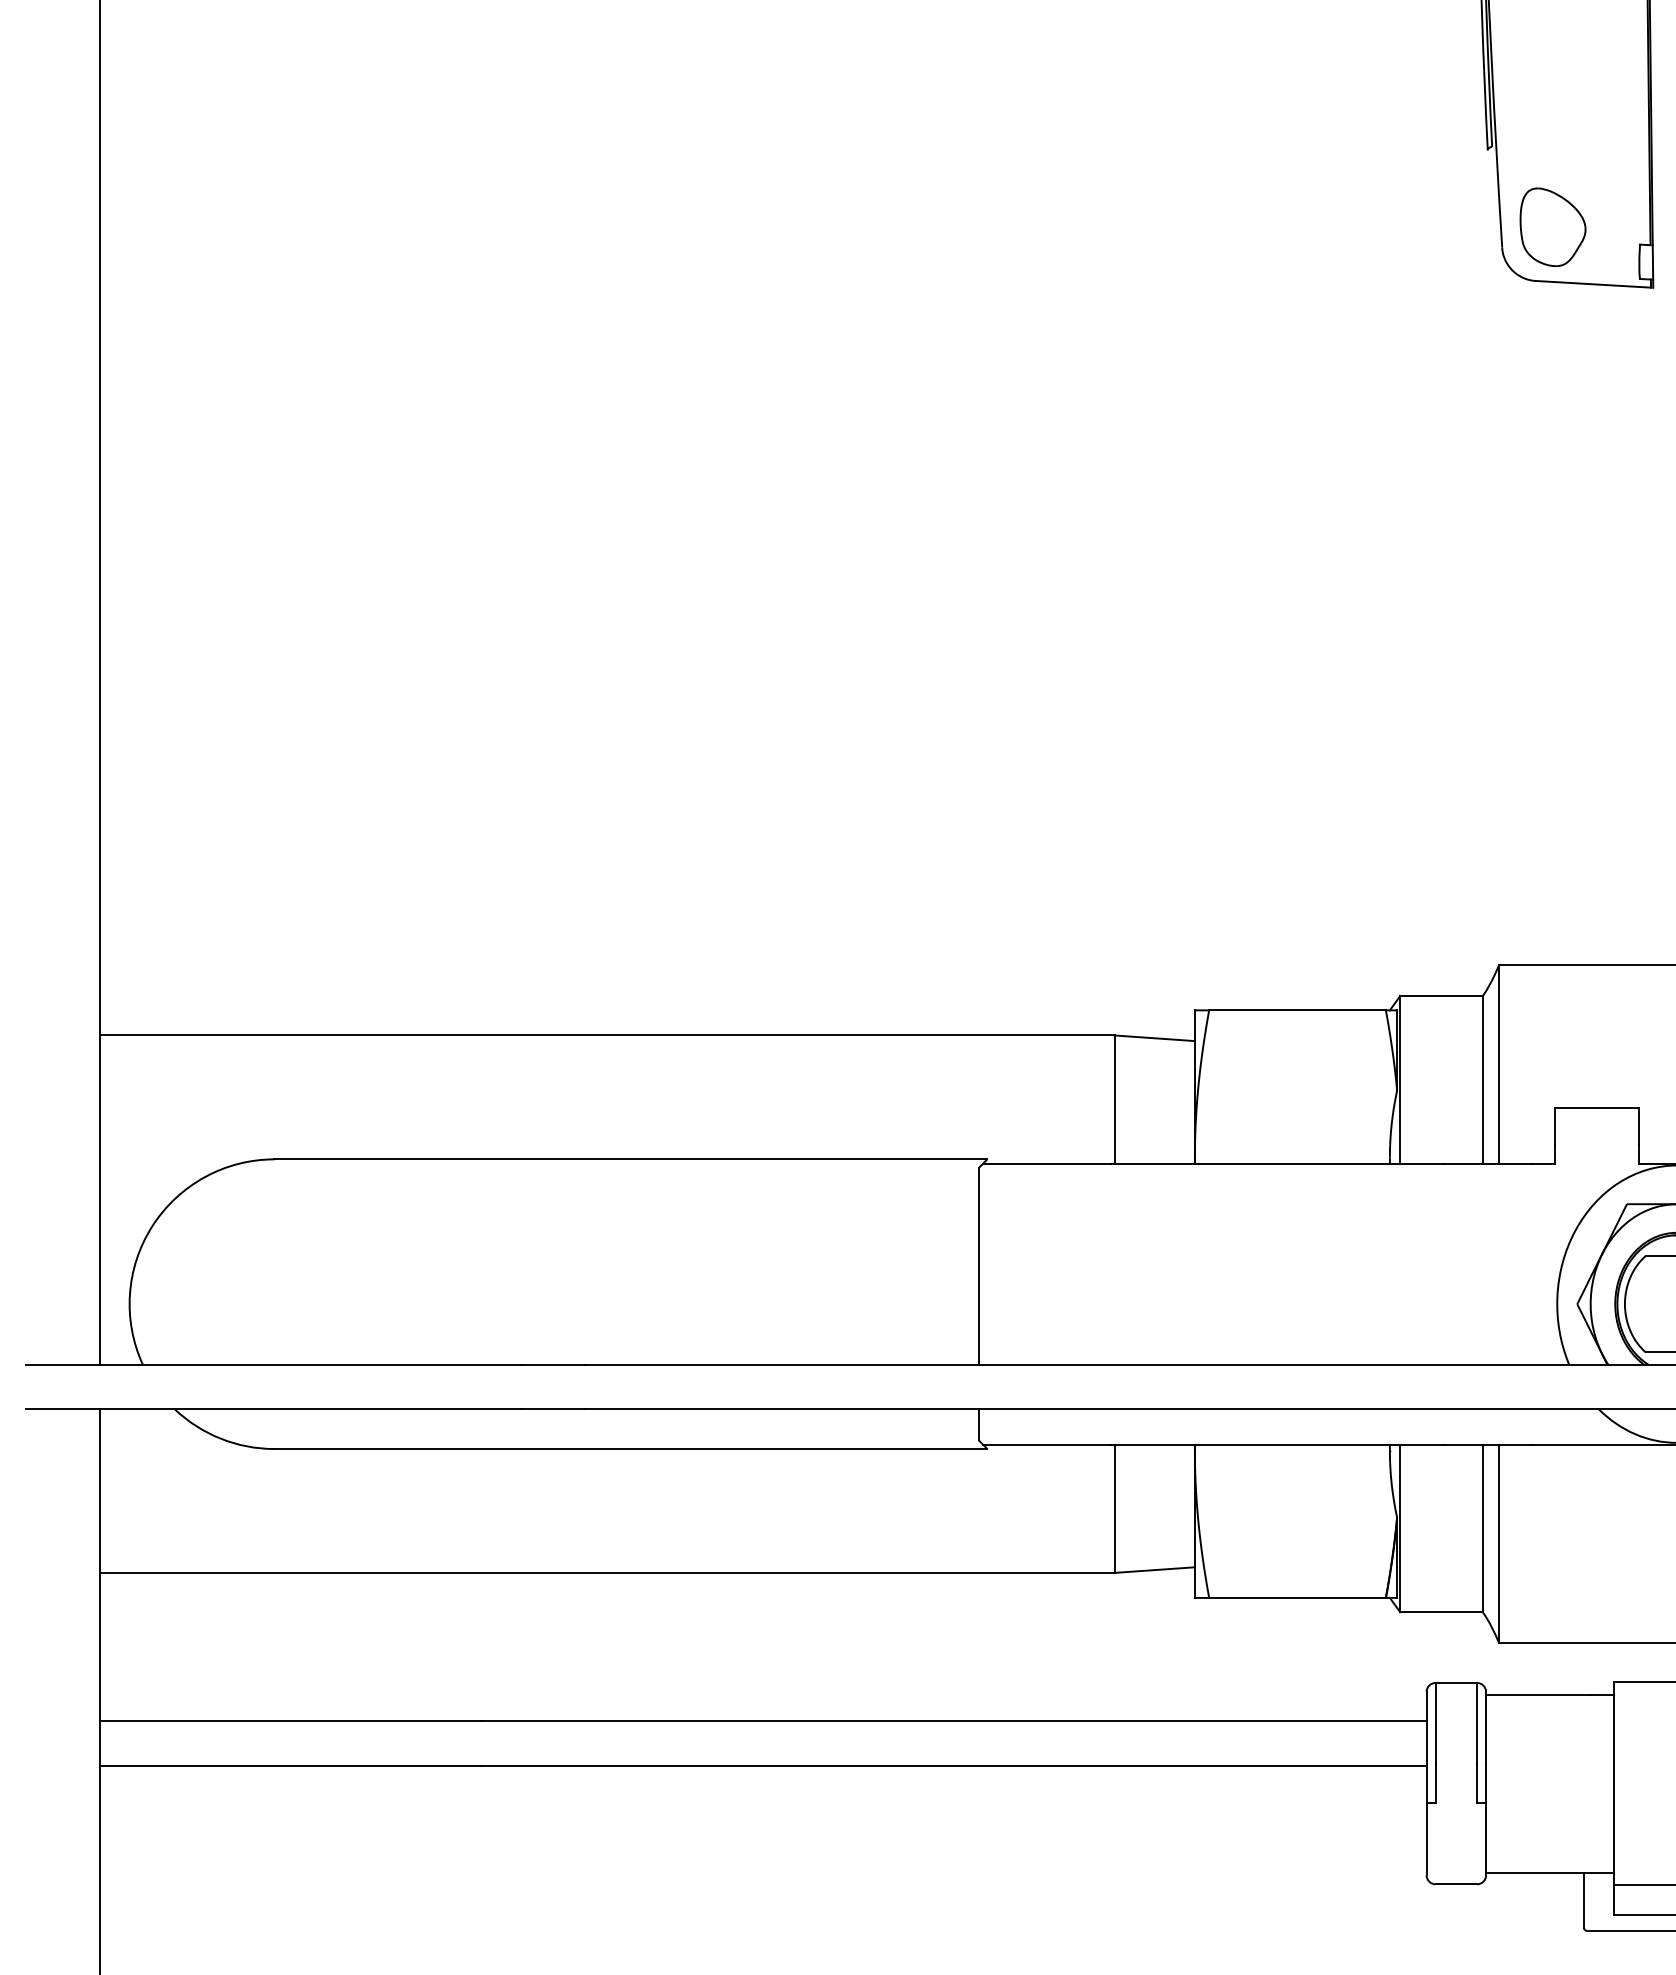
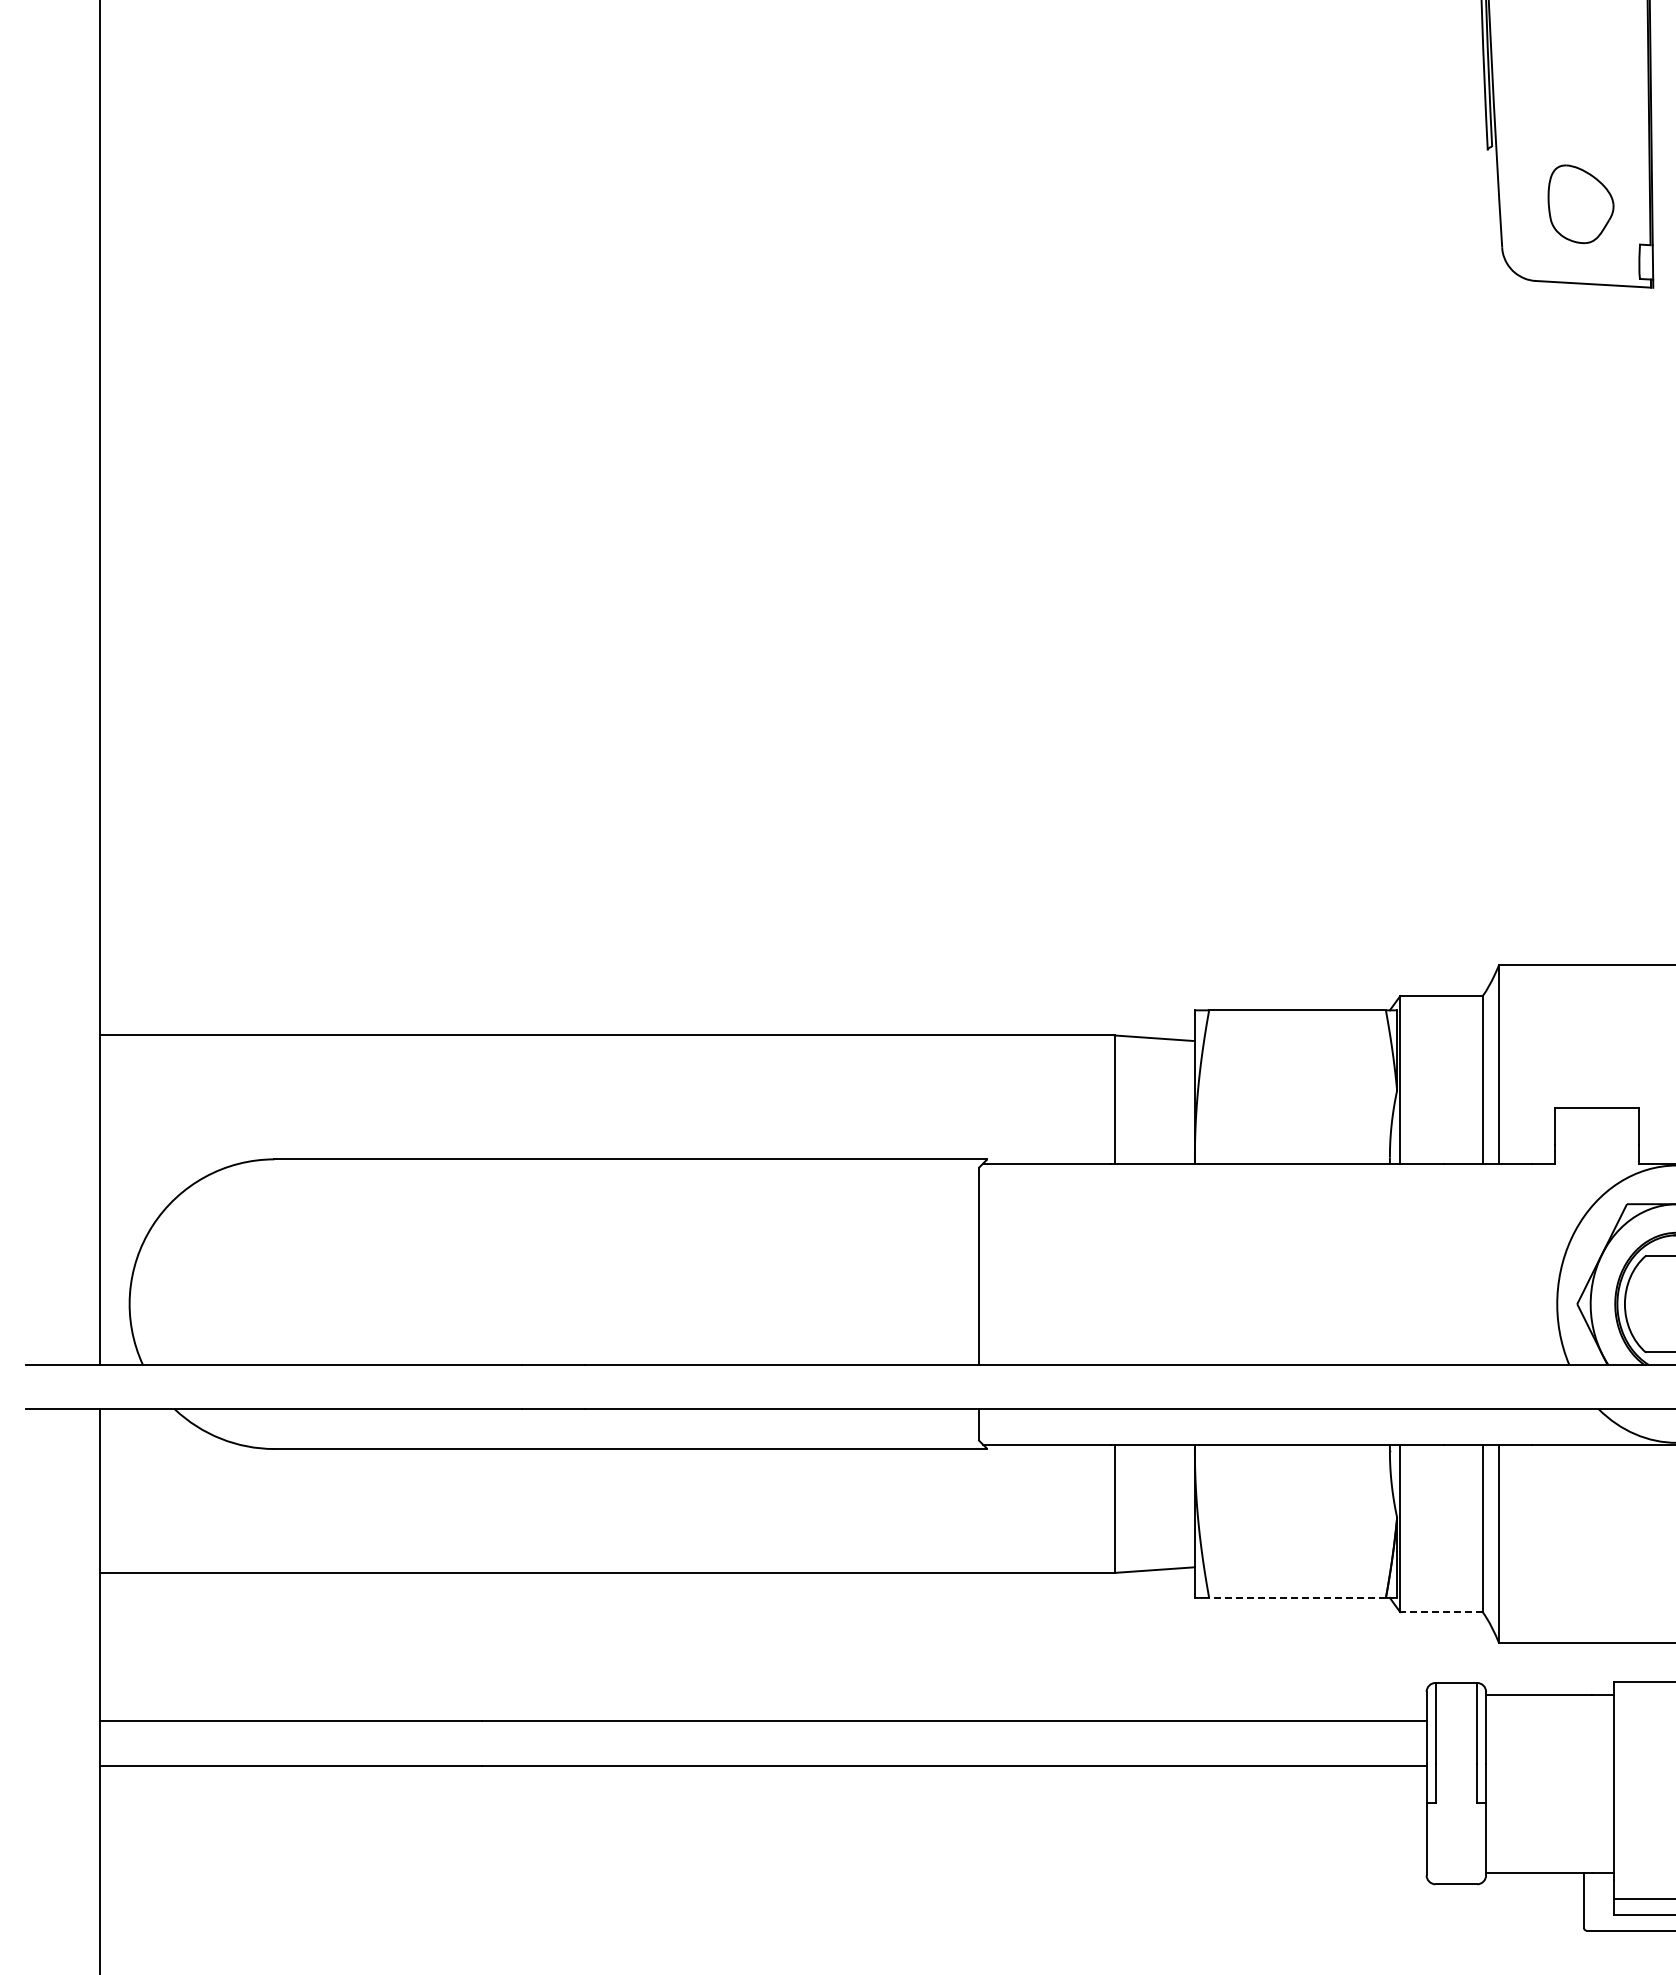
part position: (1552, 227) -> (1580, 204) (1580, 204)
line: solid -> dashed (1297, 1597)
line: solid -> dashed (1440, 1612)
line position: (1642, 1885) -> (1642, 1899) (1642, 1899)
